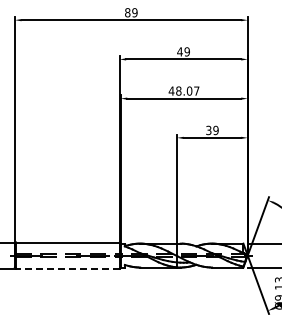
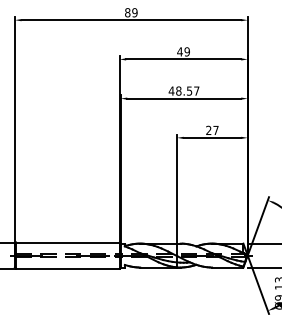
text: 48.07 -> 48.57 (189, 90)
text: 39 -> 27 (212, 130)
line: dashed -> solid (67, 268)
